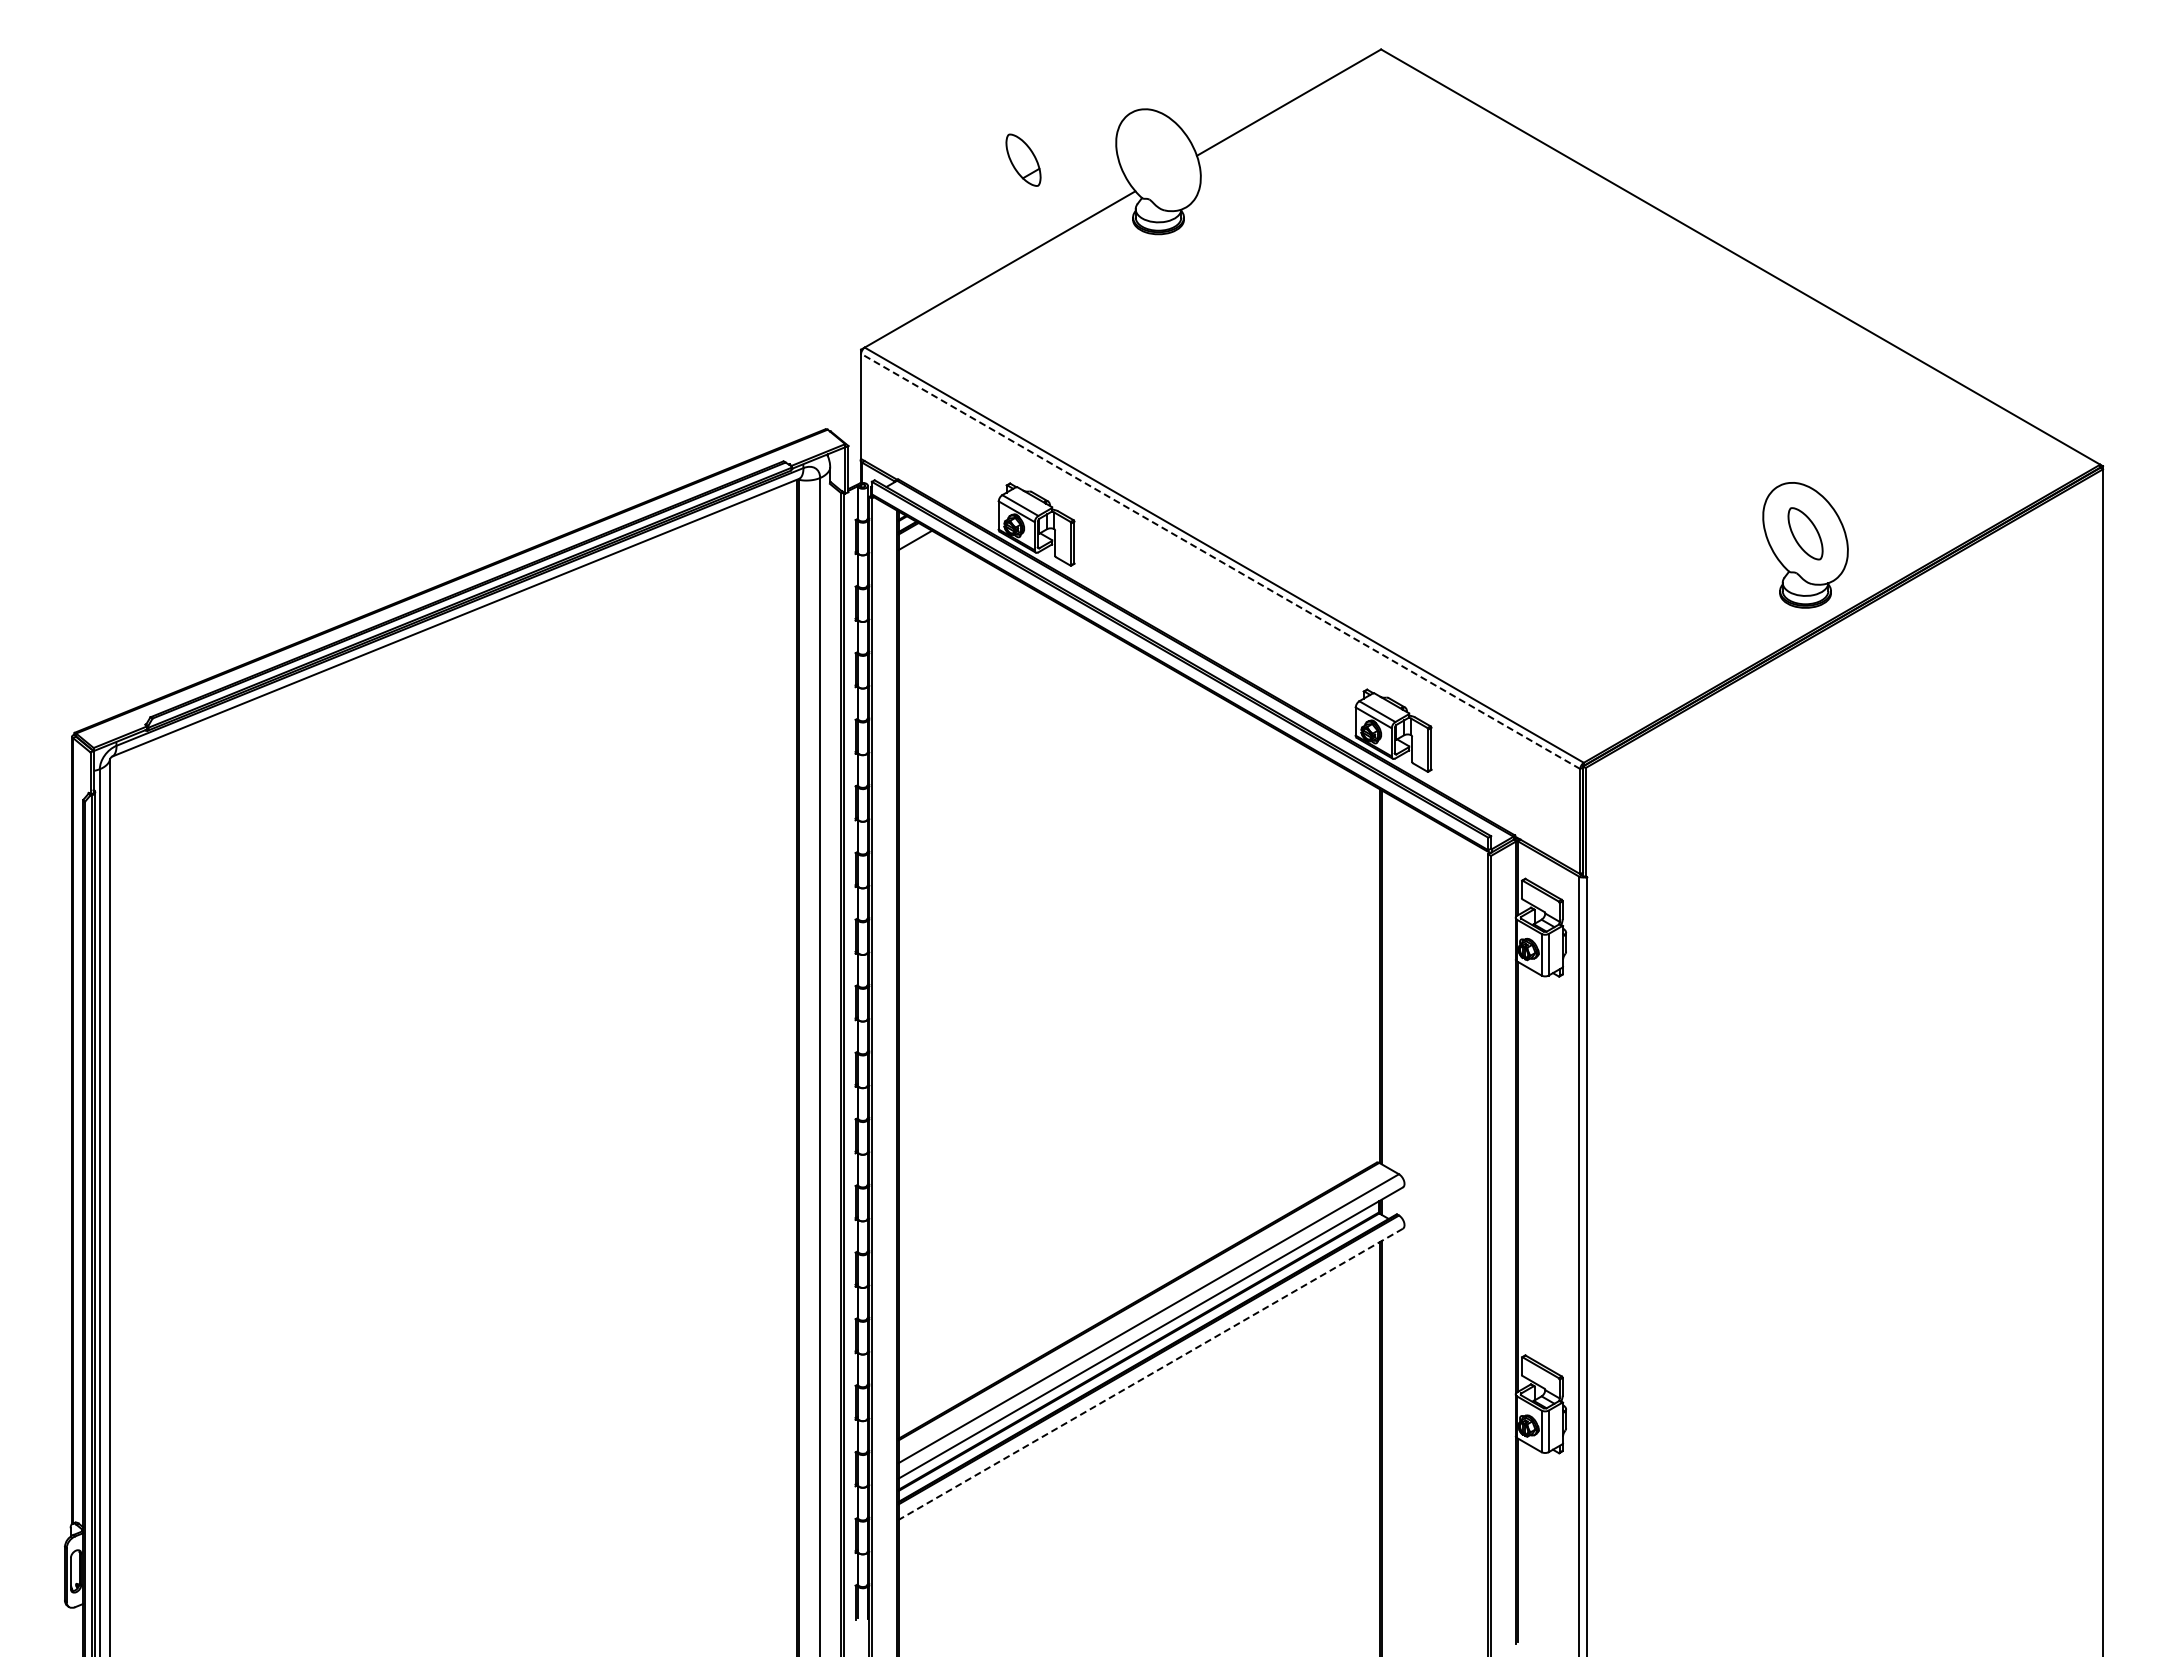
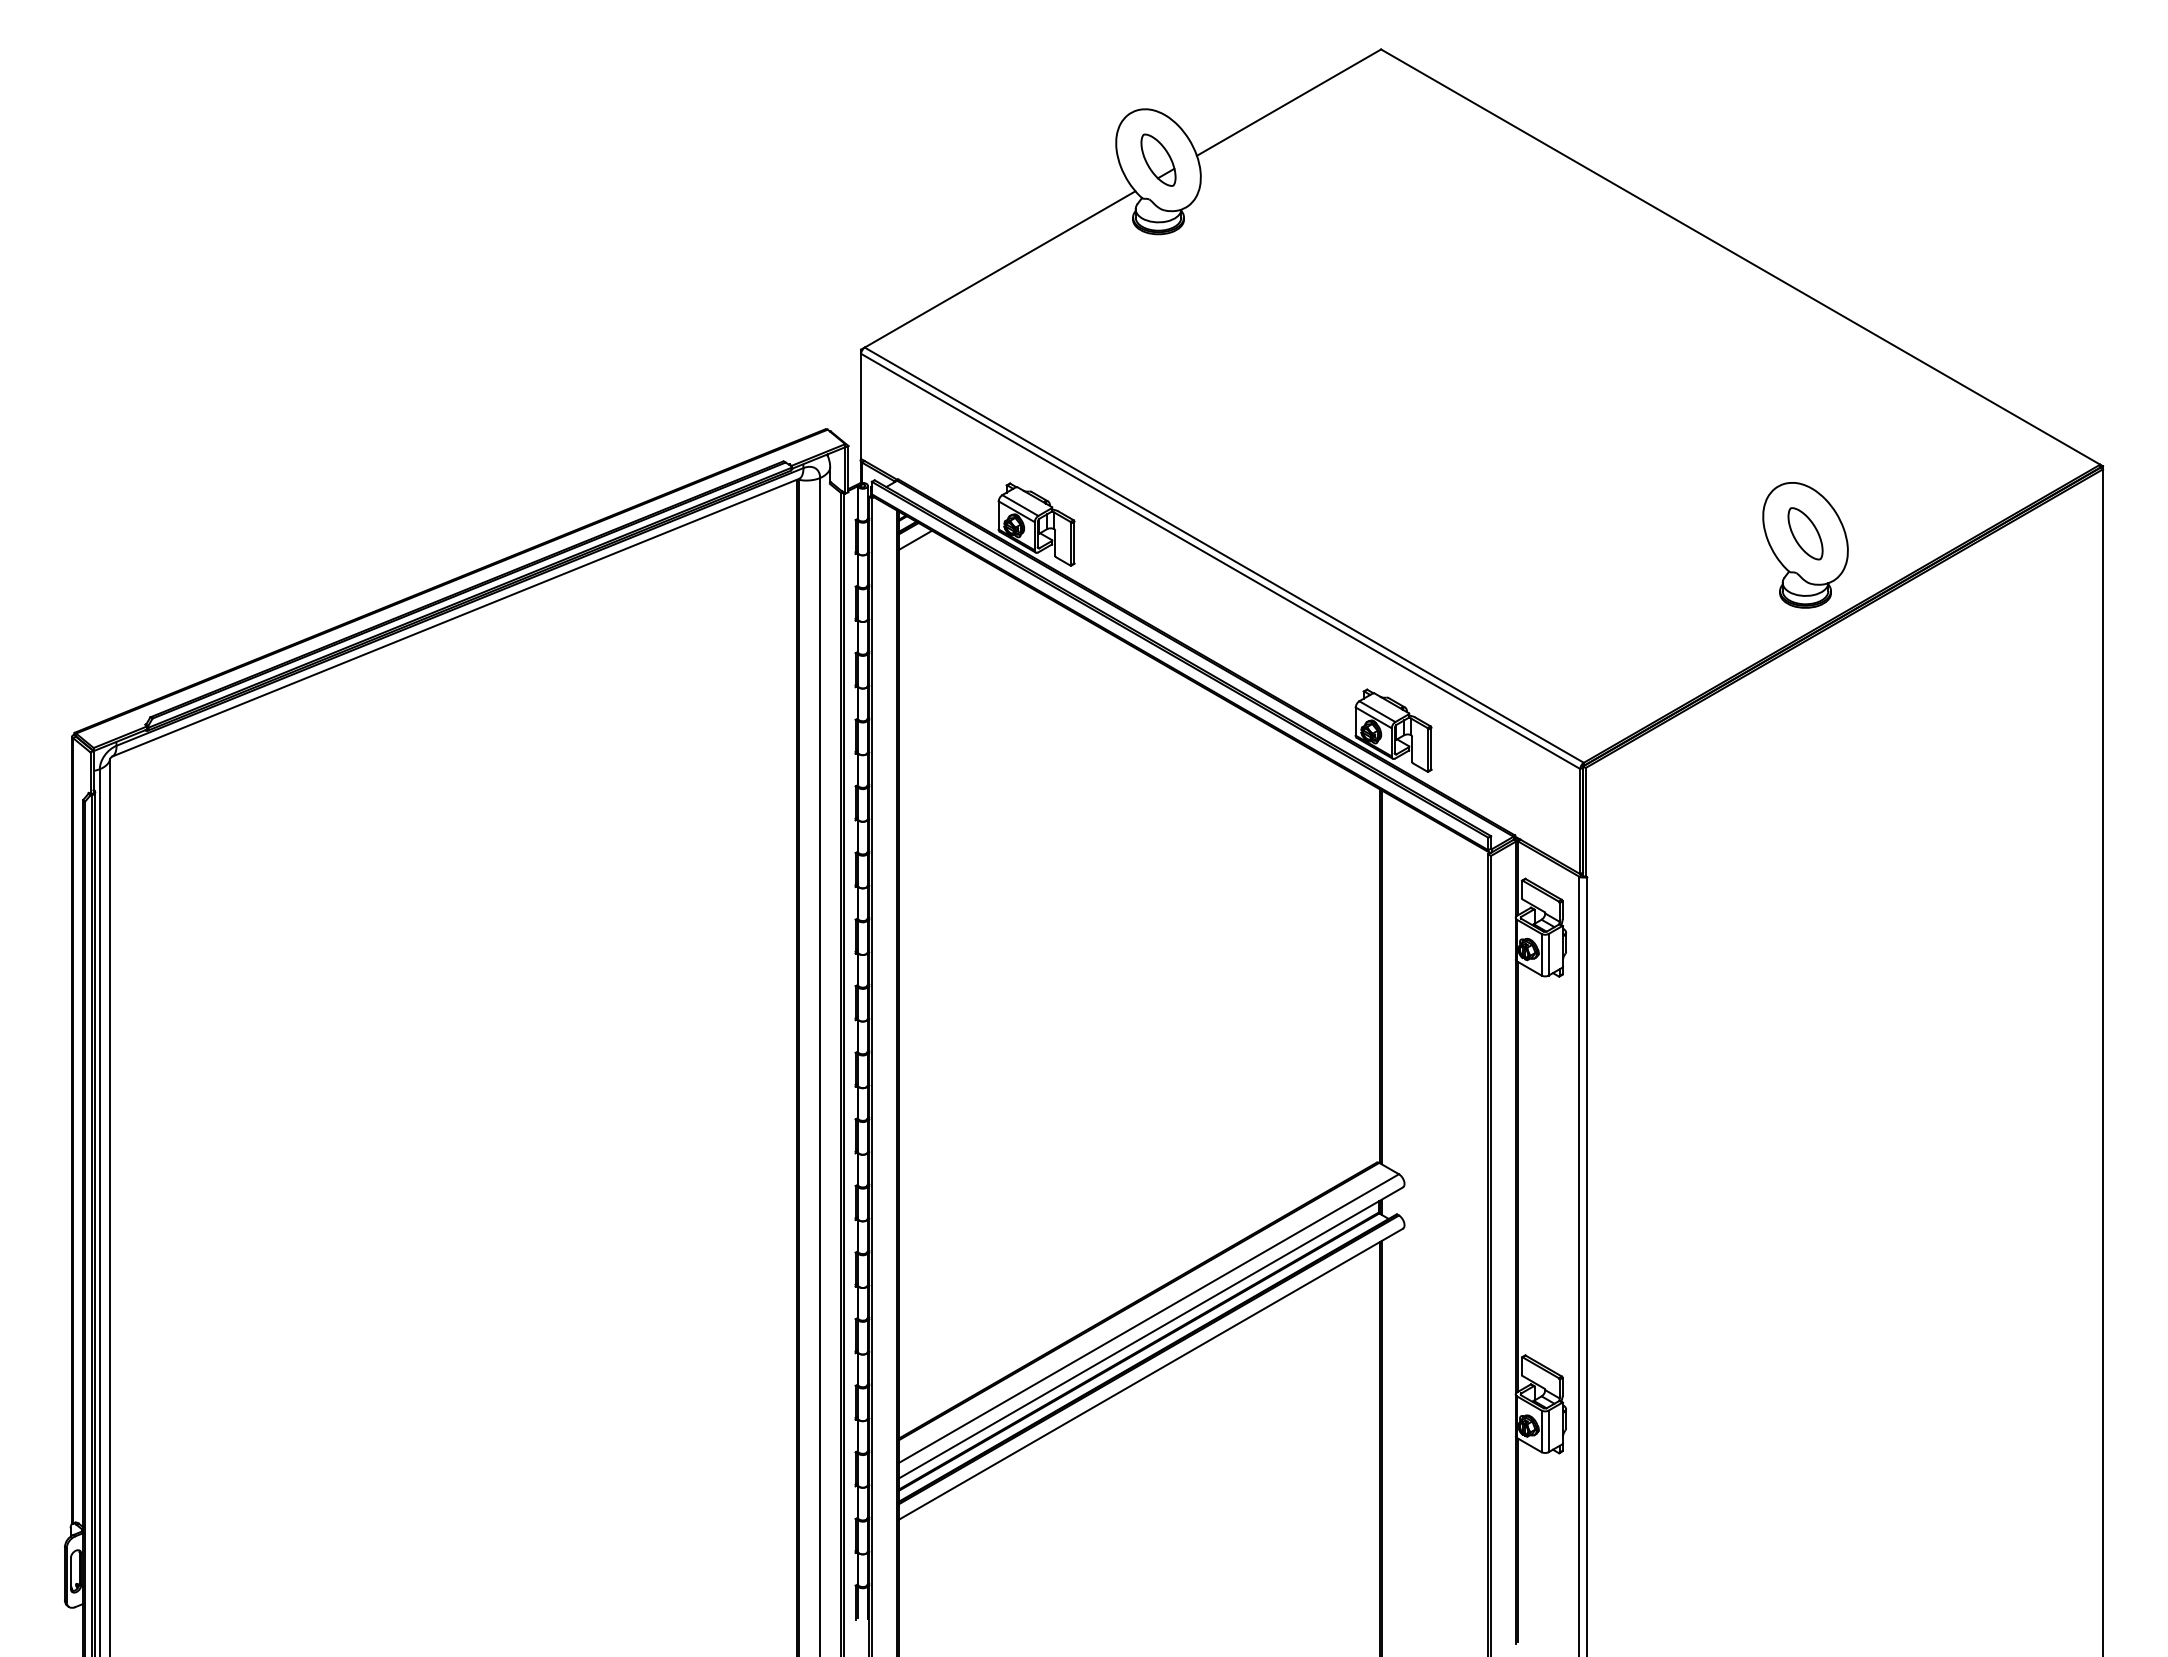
part position: (1023, 159) -> (1158, 159) (1158, 159)
line: dashed -> solid (1220, 561)
line: dashed -> solid (1150, 1374)
